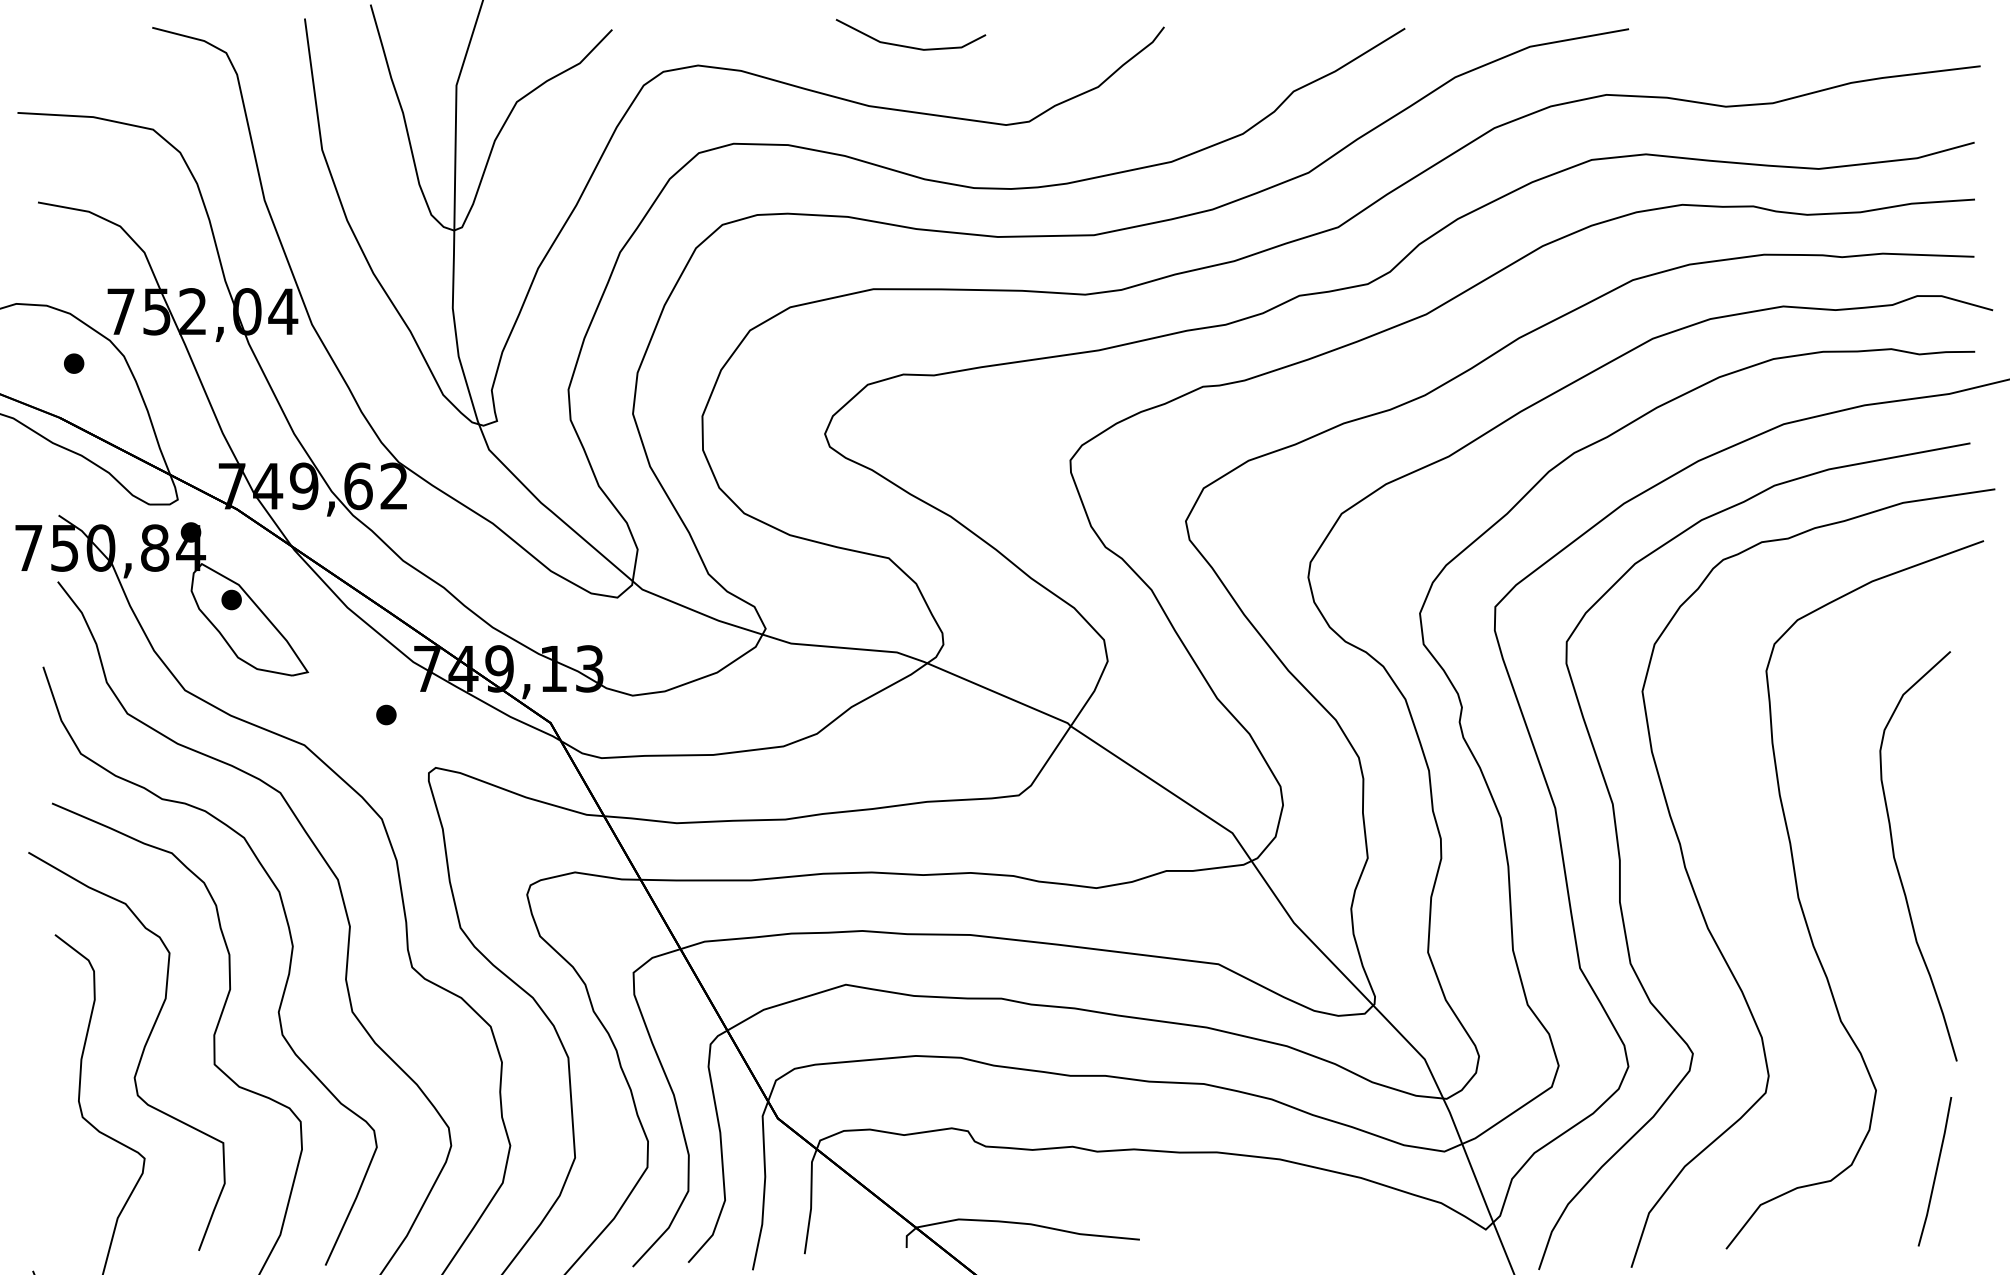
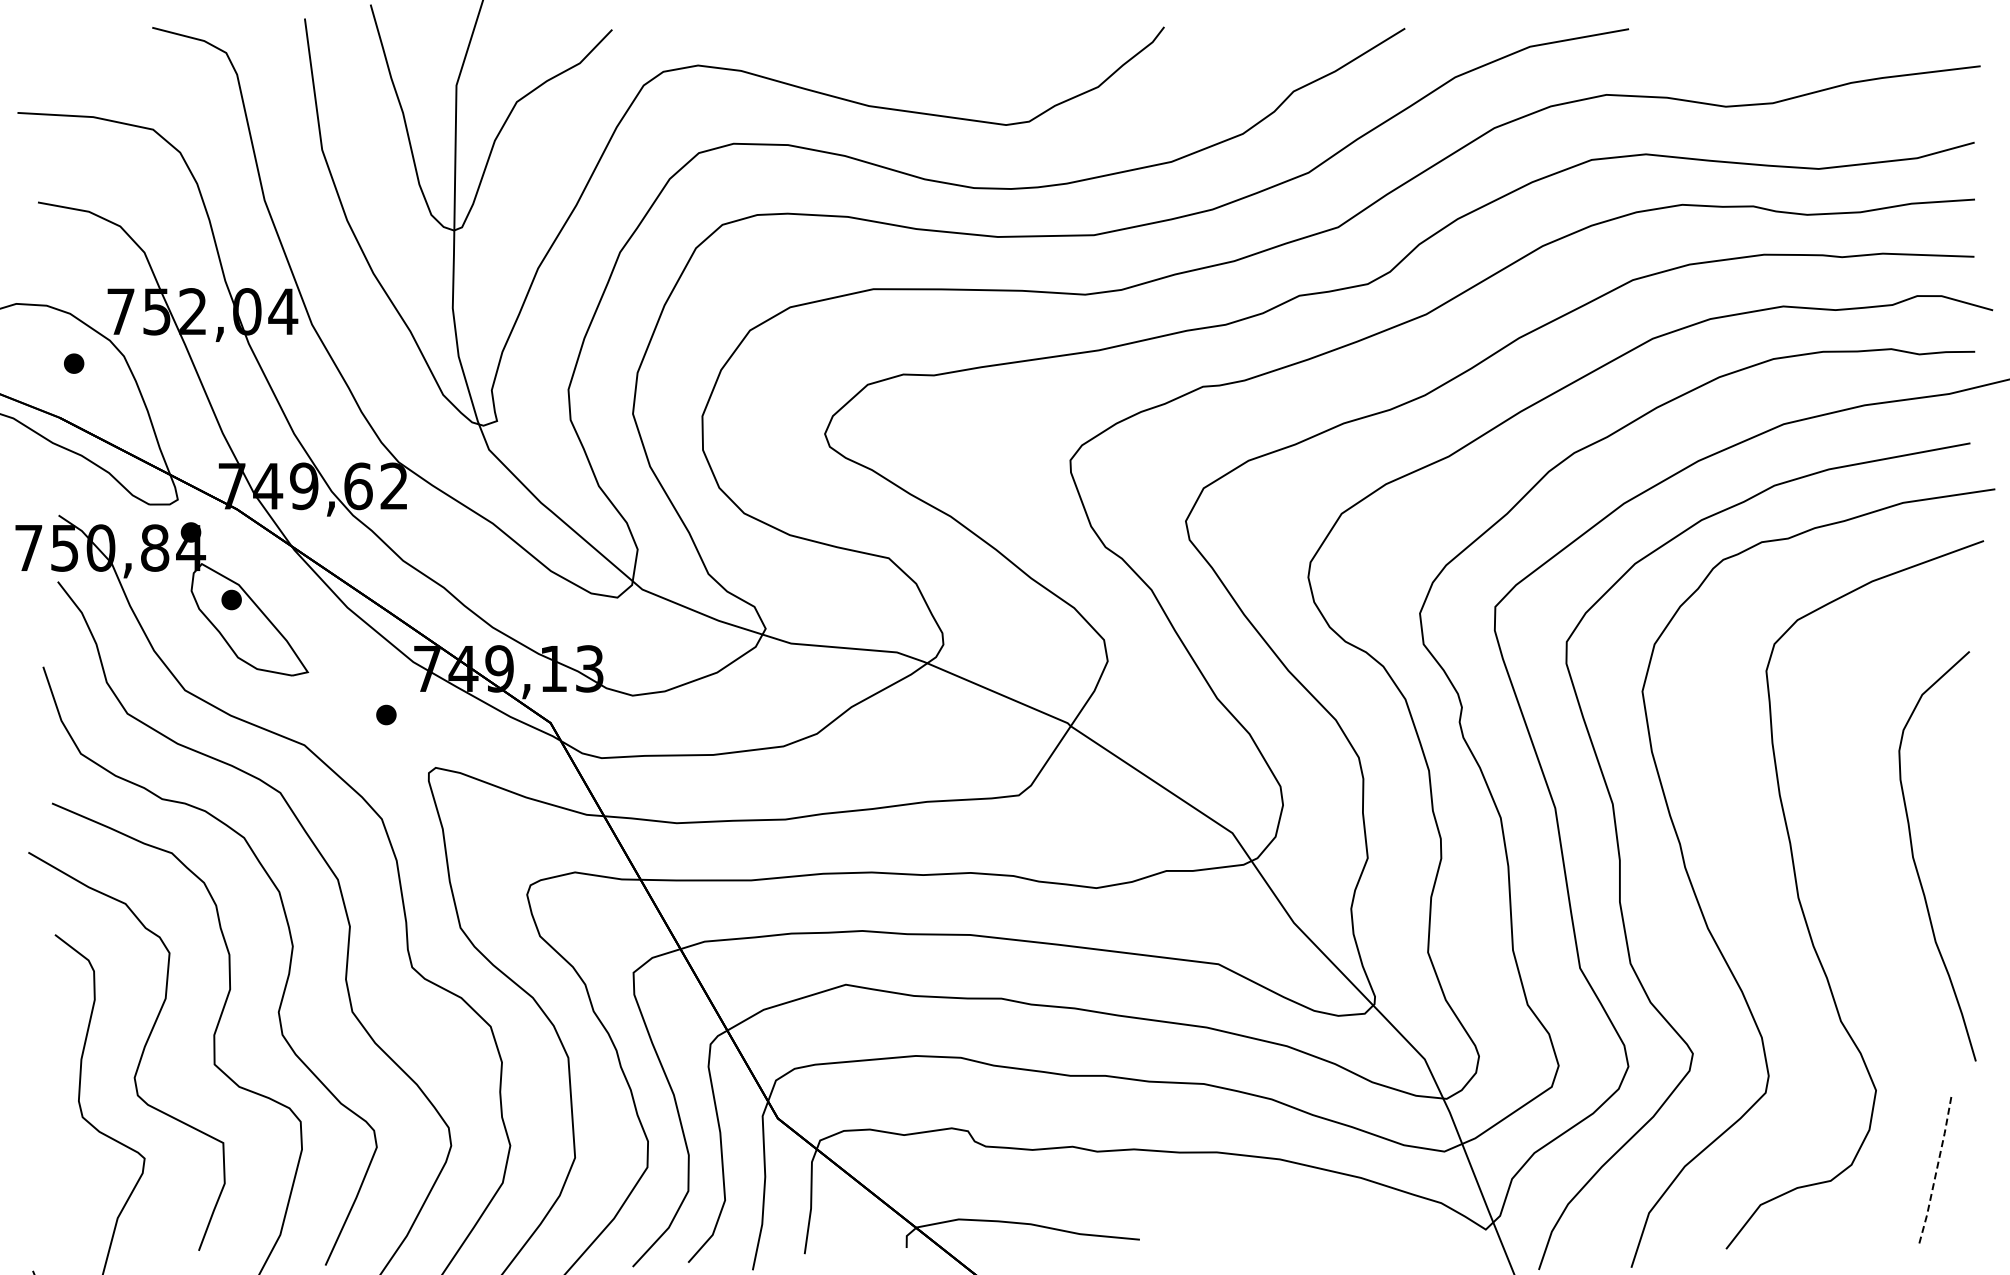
line: present -> none (906, 45)
curve position: (1897, 864) -> (1916, 864) (1916, 864)
line: solid -> dashed (1936, 1172)
